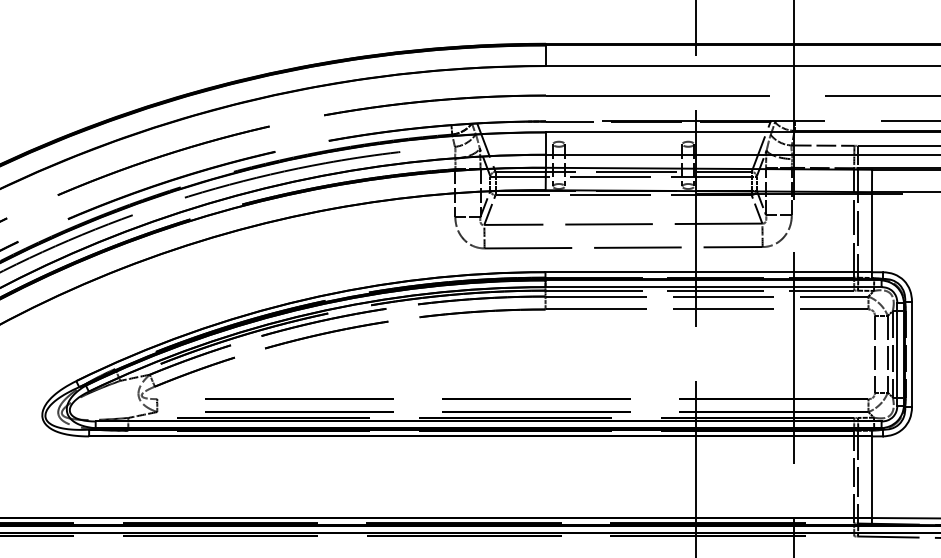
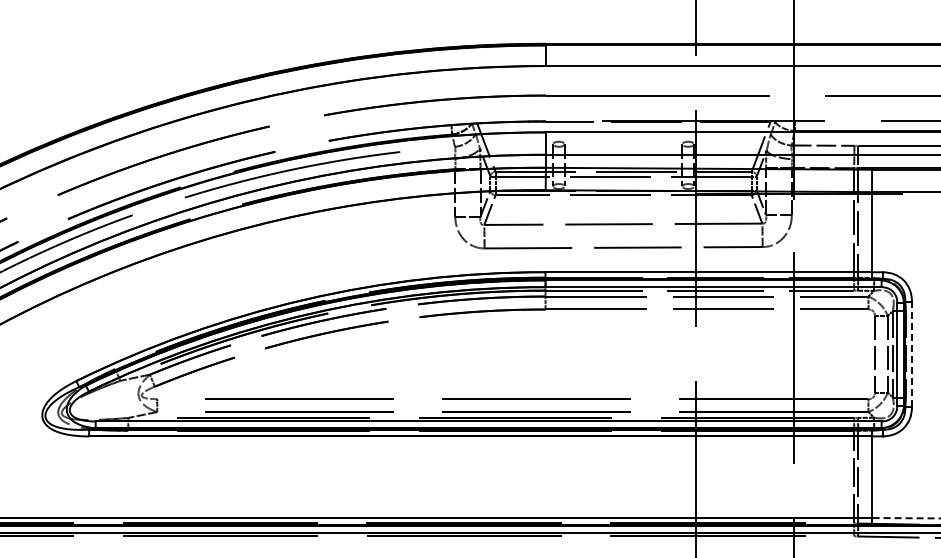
line: solid -> dashed (911, 354)
line: solid -> dashed (905, 518)
